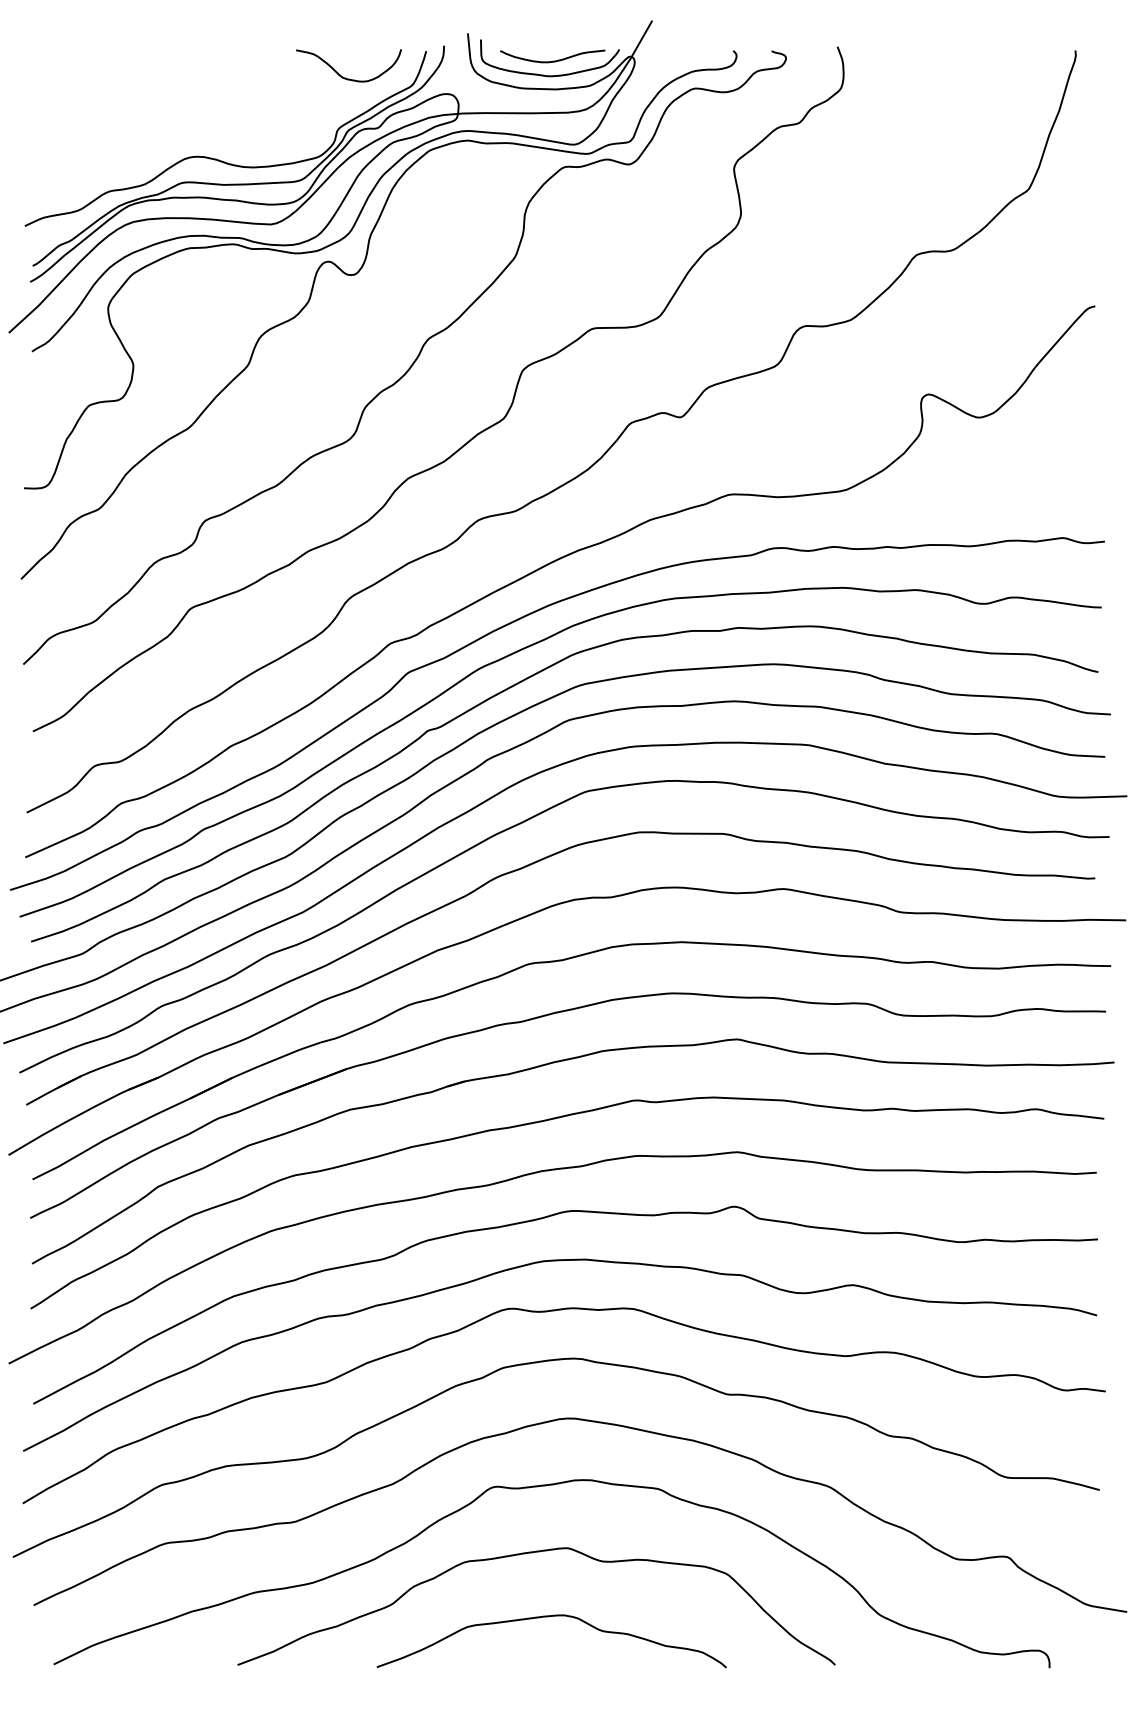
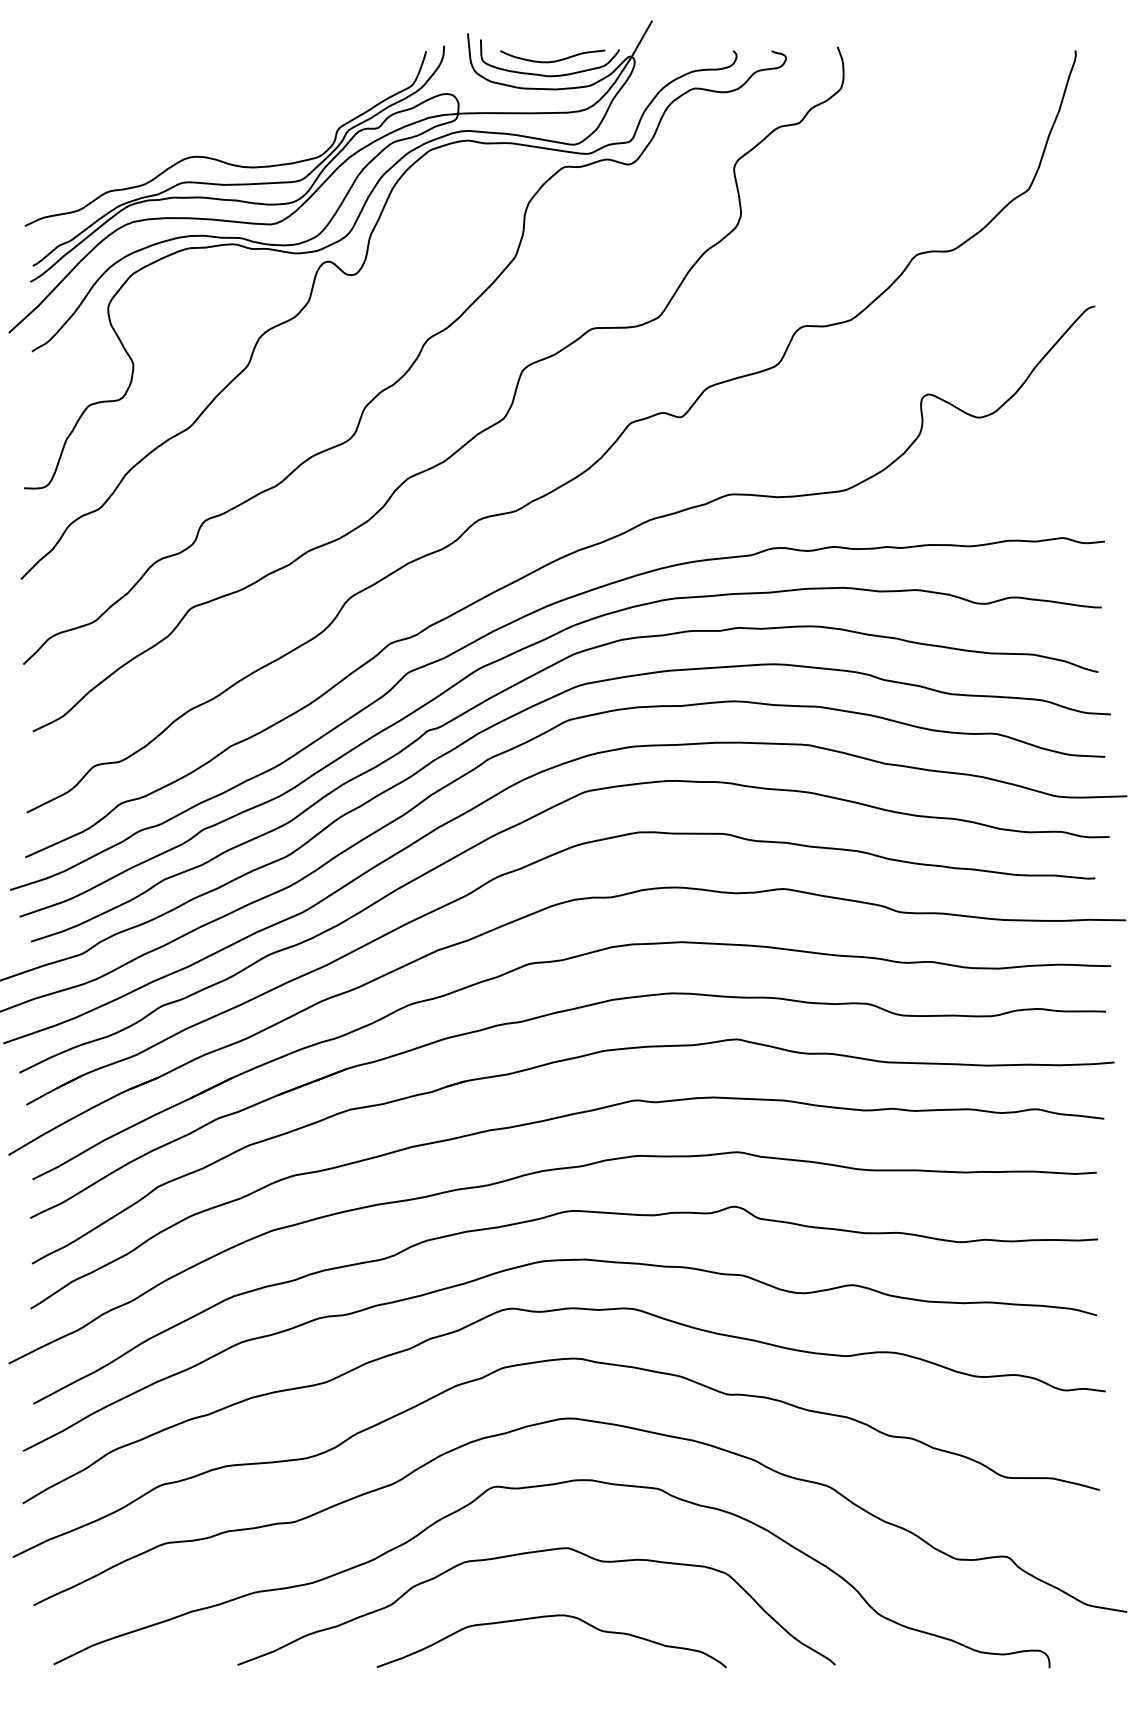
curve: present -> none (339, 73)
